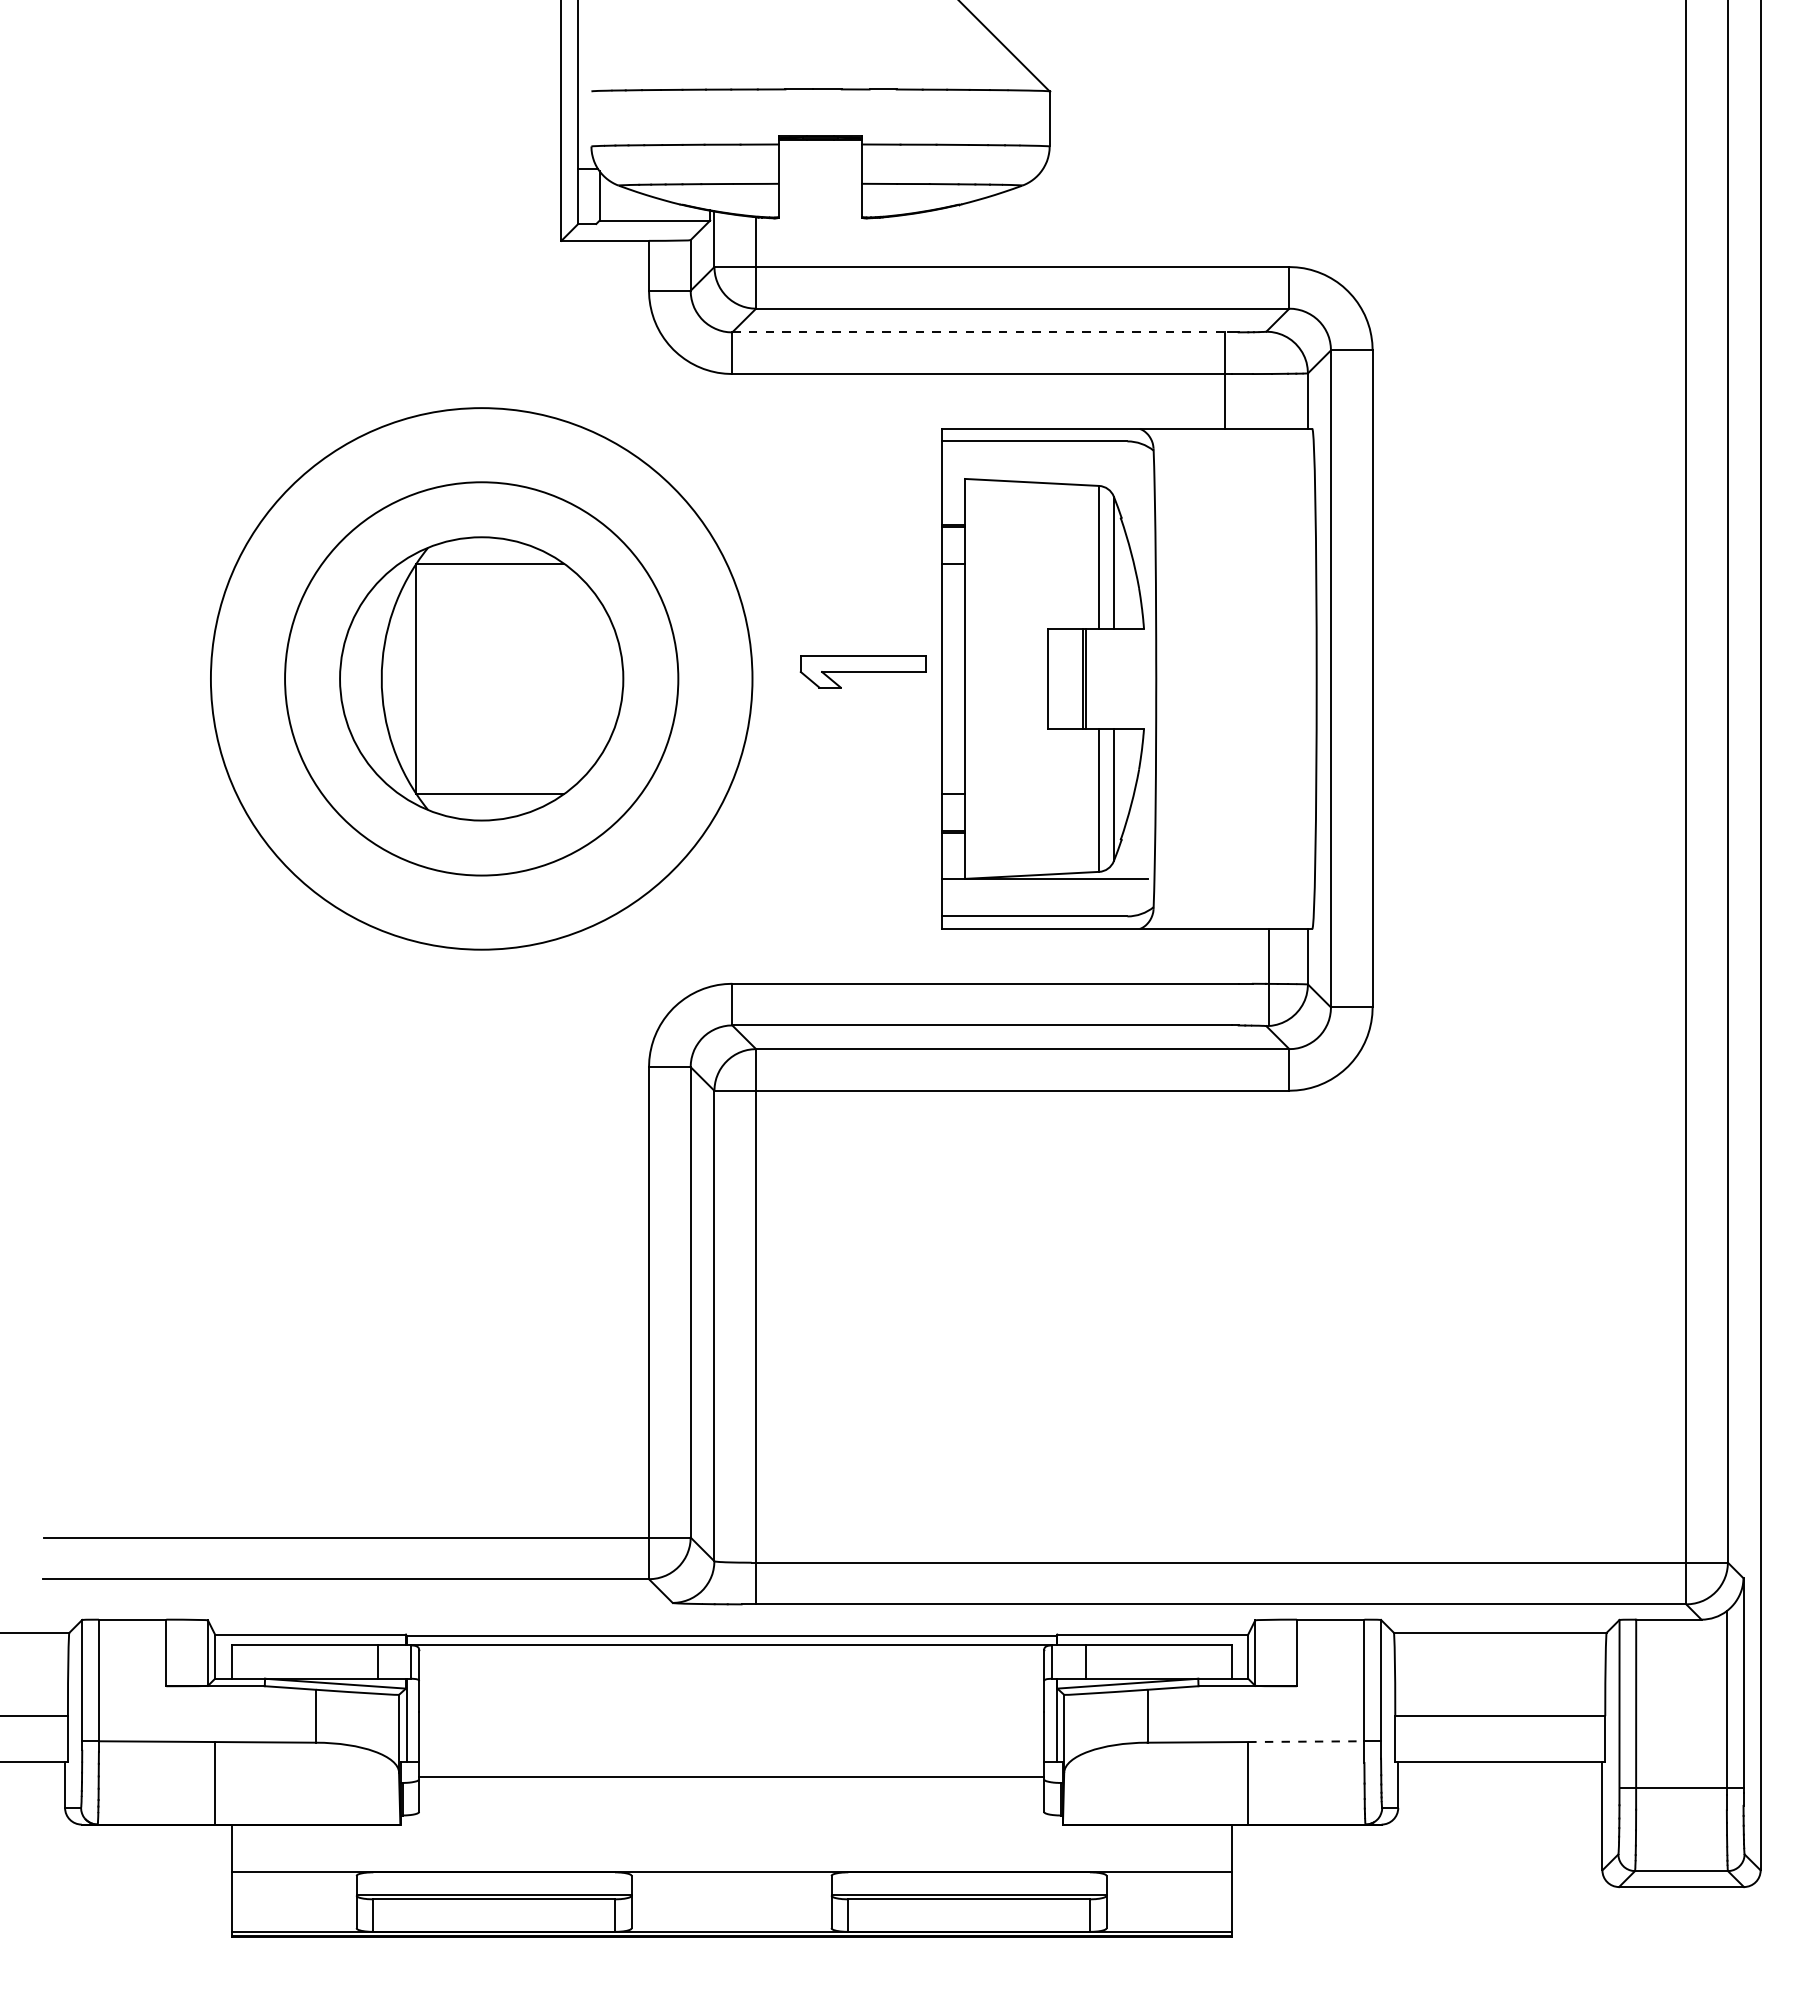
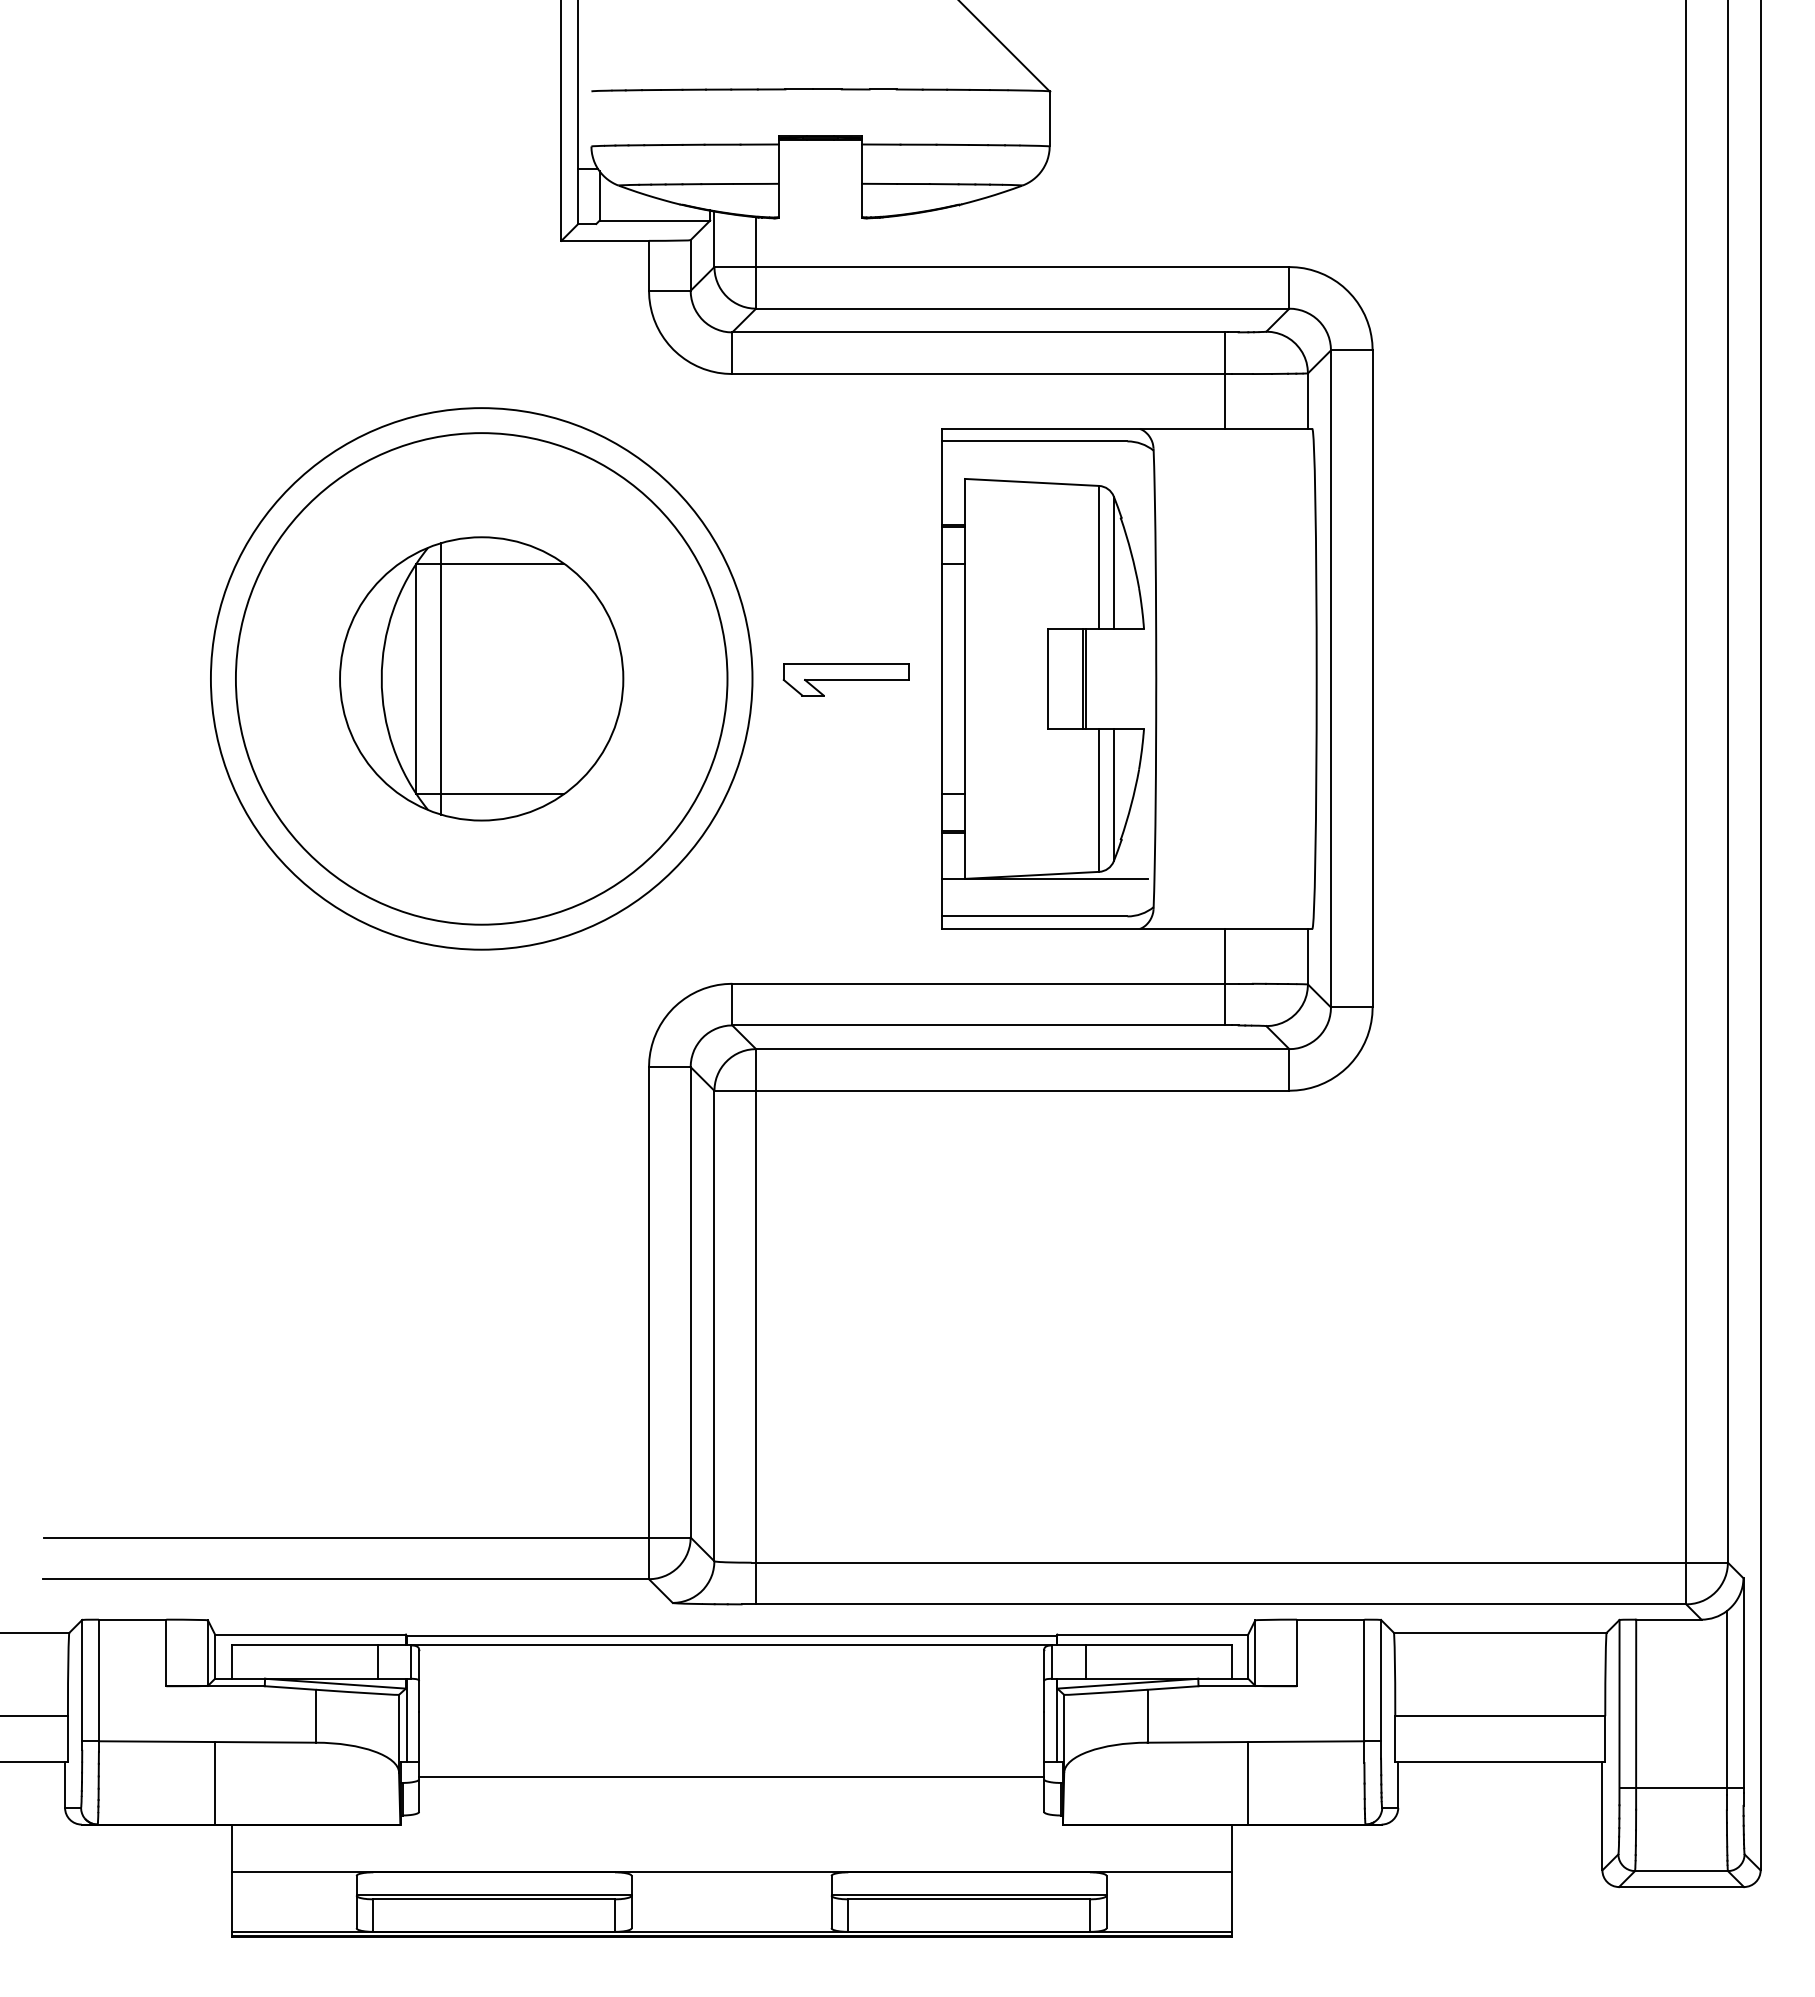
line: dashed -> solid (980, 332)
part position: (862, 671) -> (845, 679) (845, 679)
line: none -> present (441, 678)
circle diameter: 393 px -> 492 px (481, 678)
line position: (1268, 976) -> (1224, 976) (1224, 976)
line: dashed -> solid (1306, 1741)
